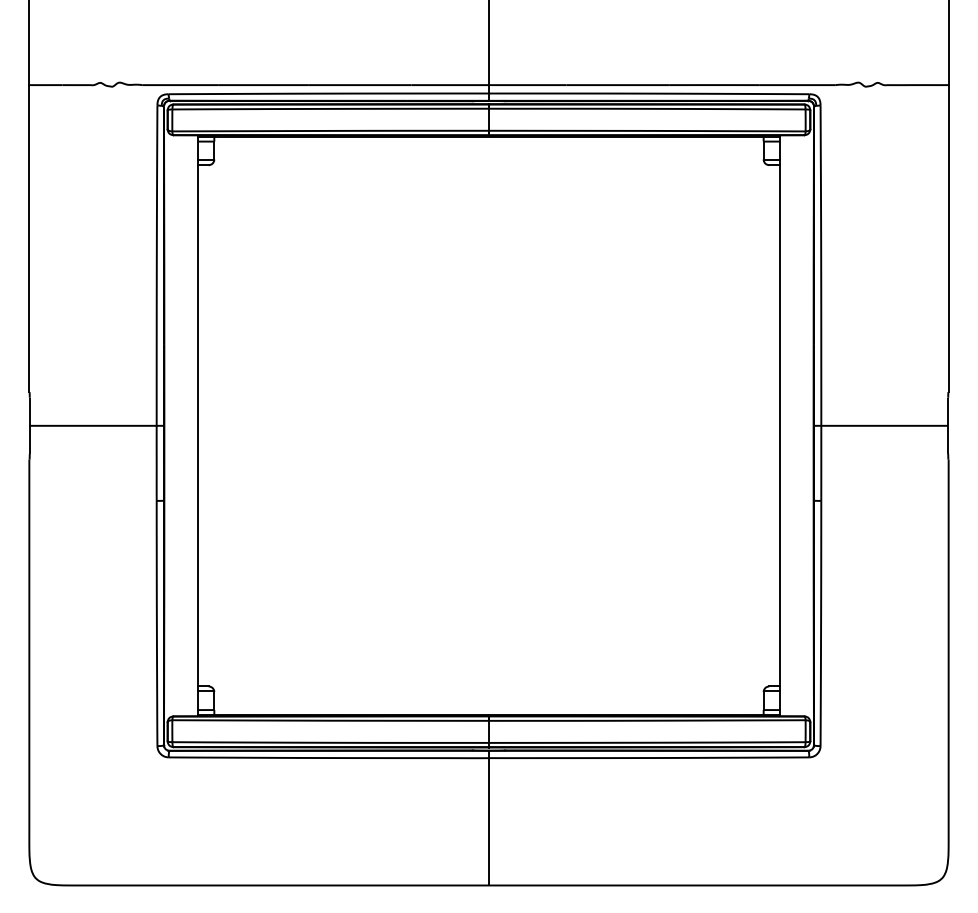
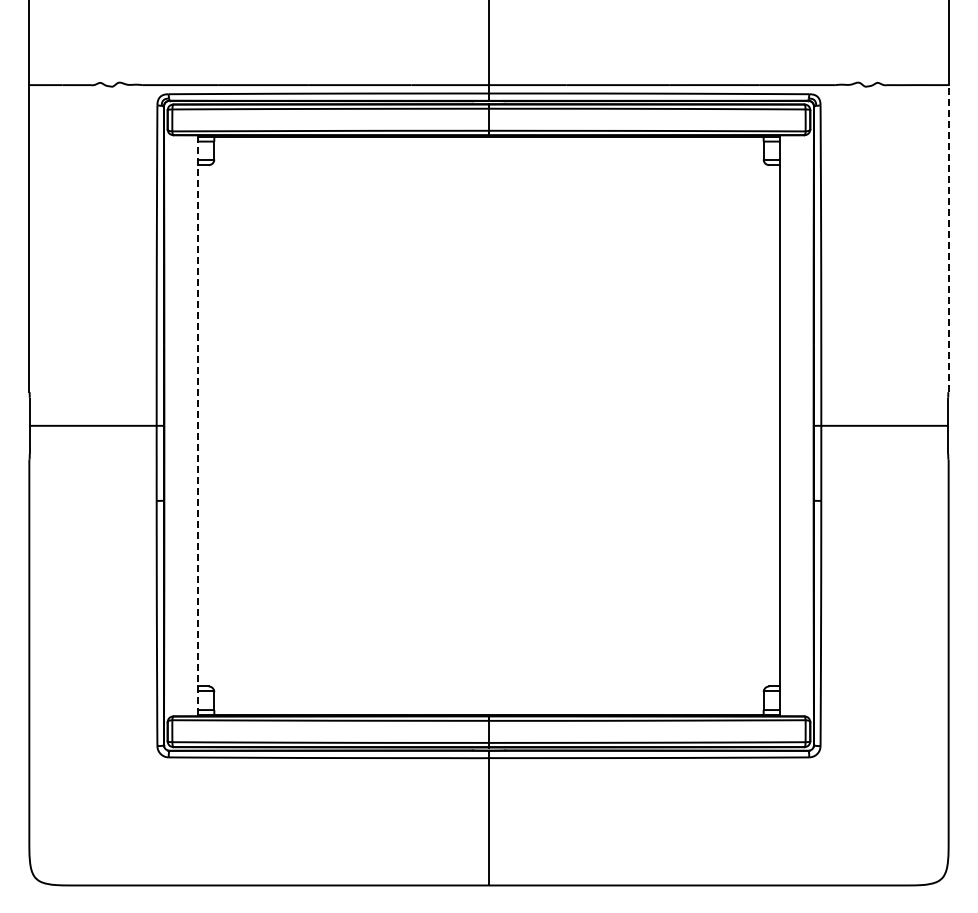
line: solid -> dashed (948, 238)
line: solid -> dashed (198, 425)
